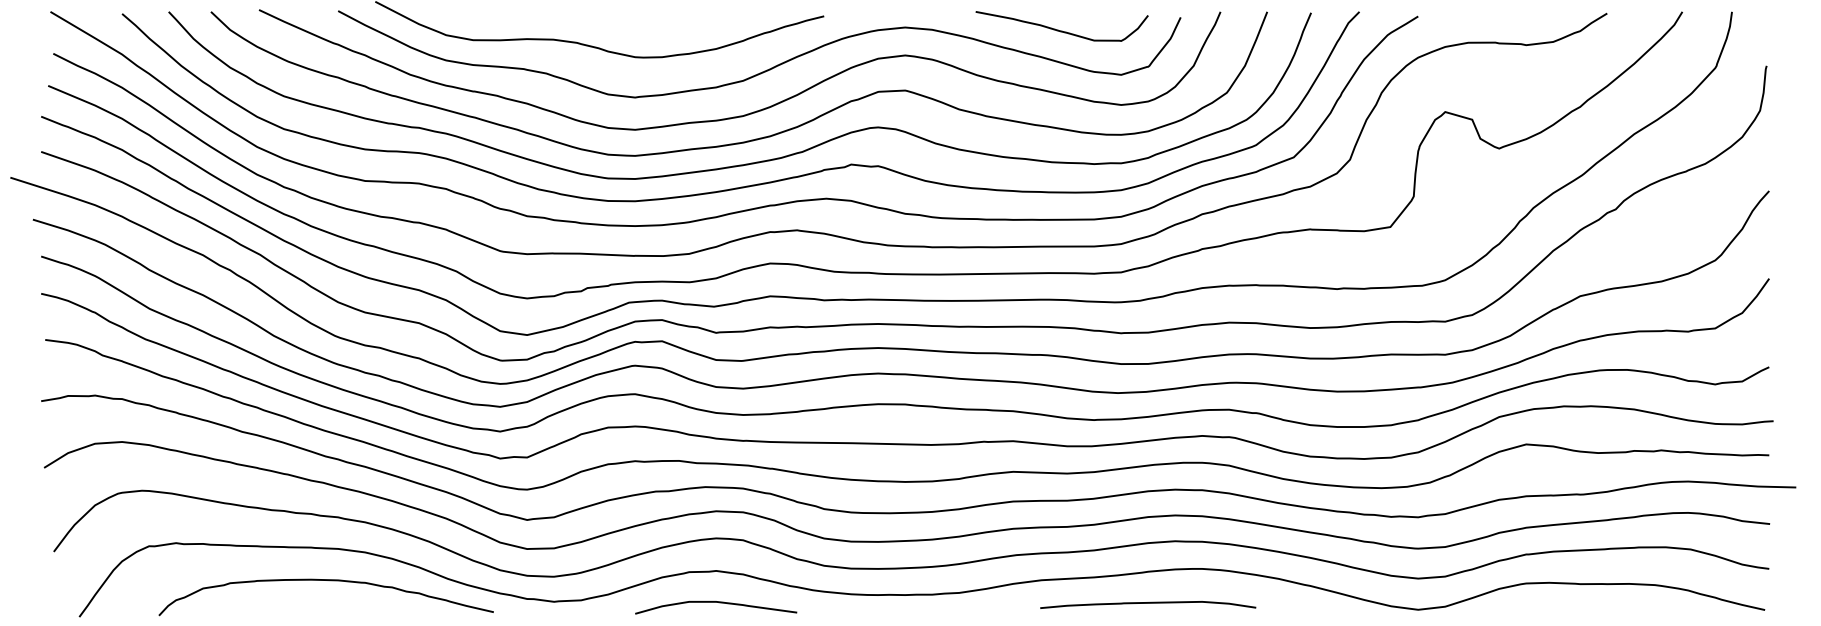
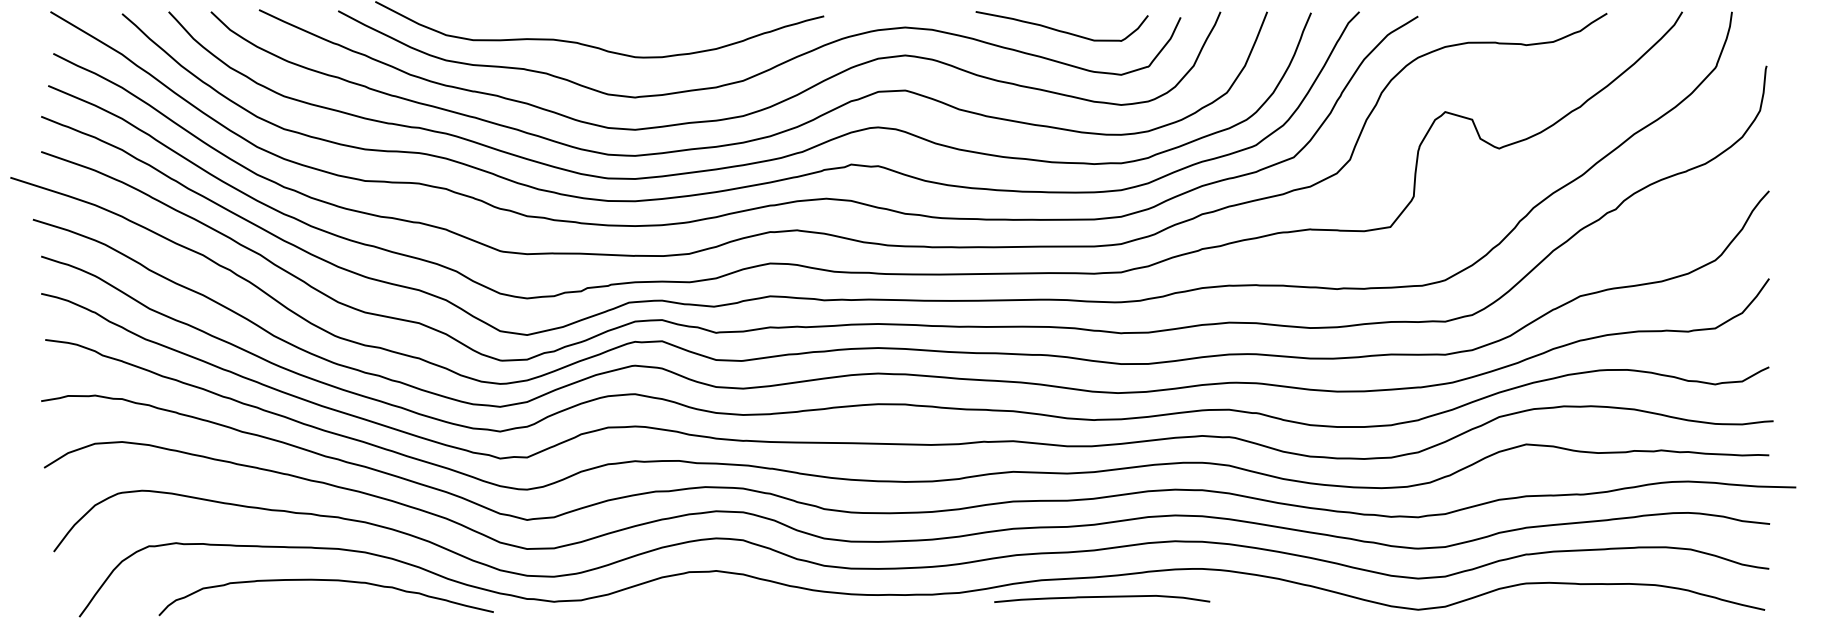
curve: present -> none (716, 602)
curve position: (1148, 603) -> (1102, 597) (1102, 597)
